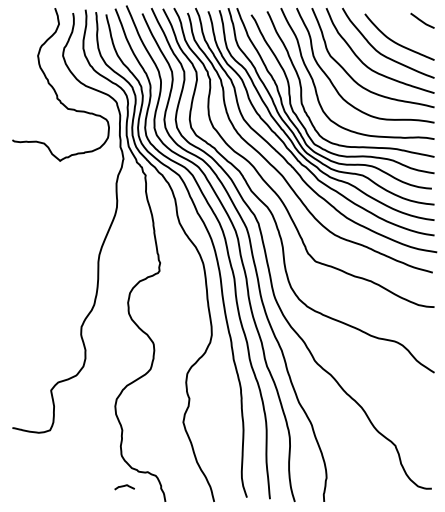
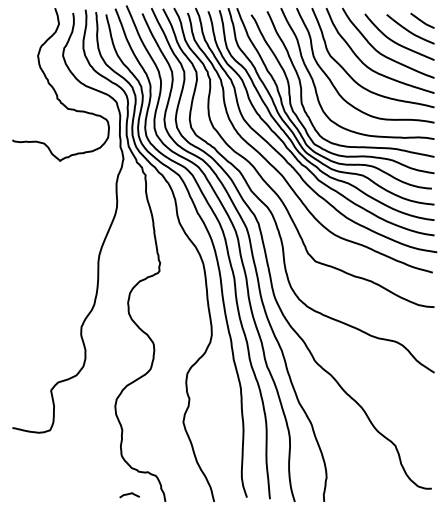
curve: none -> present (409, 30)
curve position: (124, 486) -> (129, 494) (129, 494)
